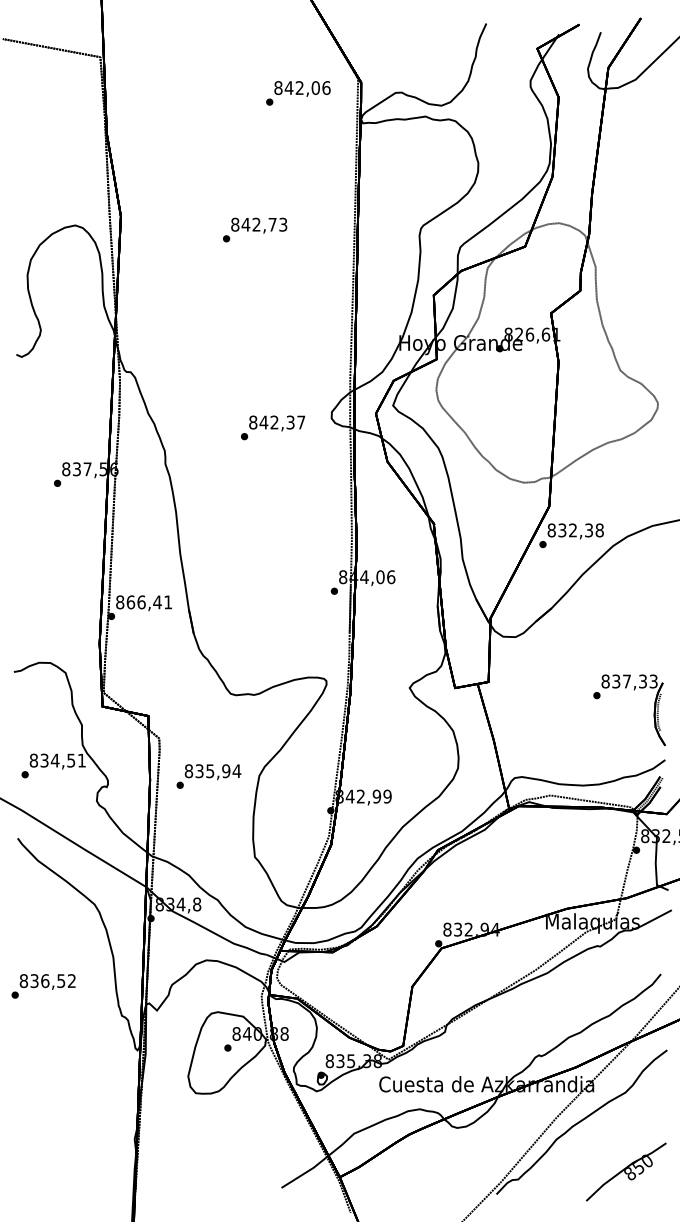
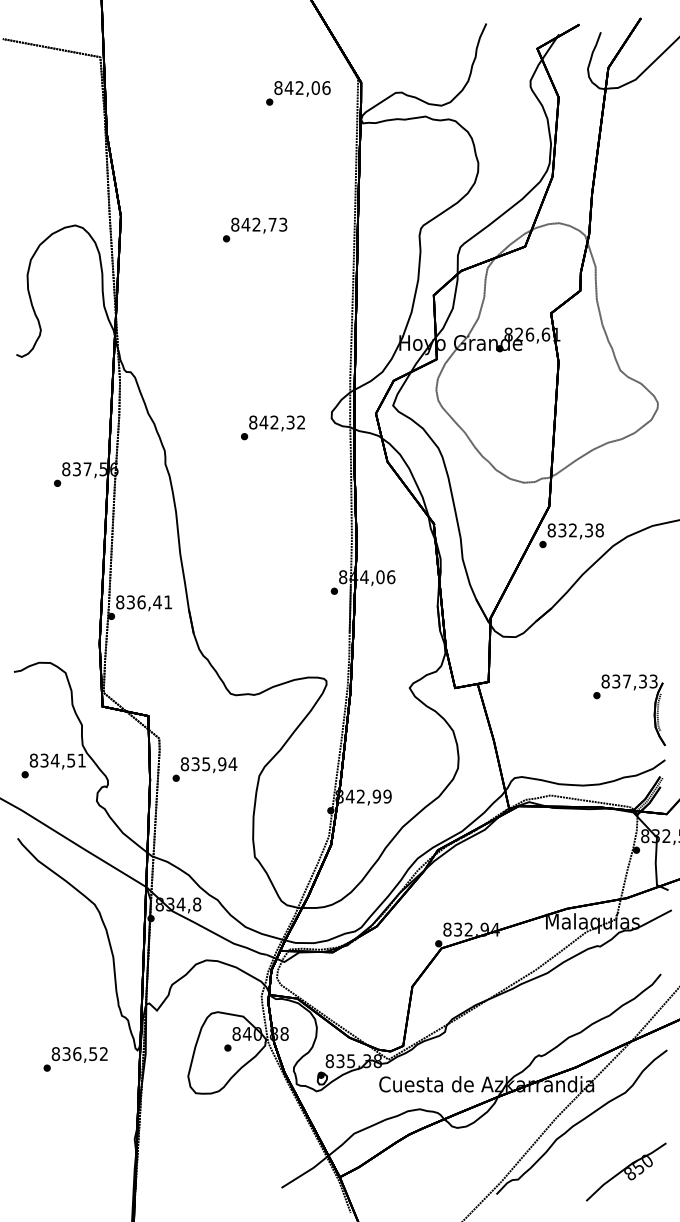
text: 842,37 -> 842,32 (301, 422)
text: 866,41 -> 836,41 (130, 602)
text position: (208, 776) -> (204, 769) (204, 769)
text position: (43, 986) -> (75, 1059) (75, 1059)
